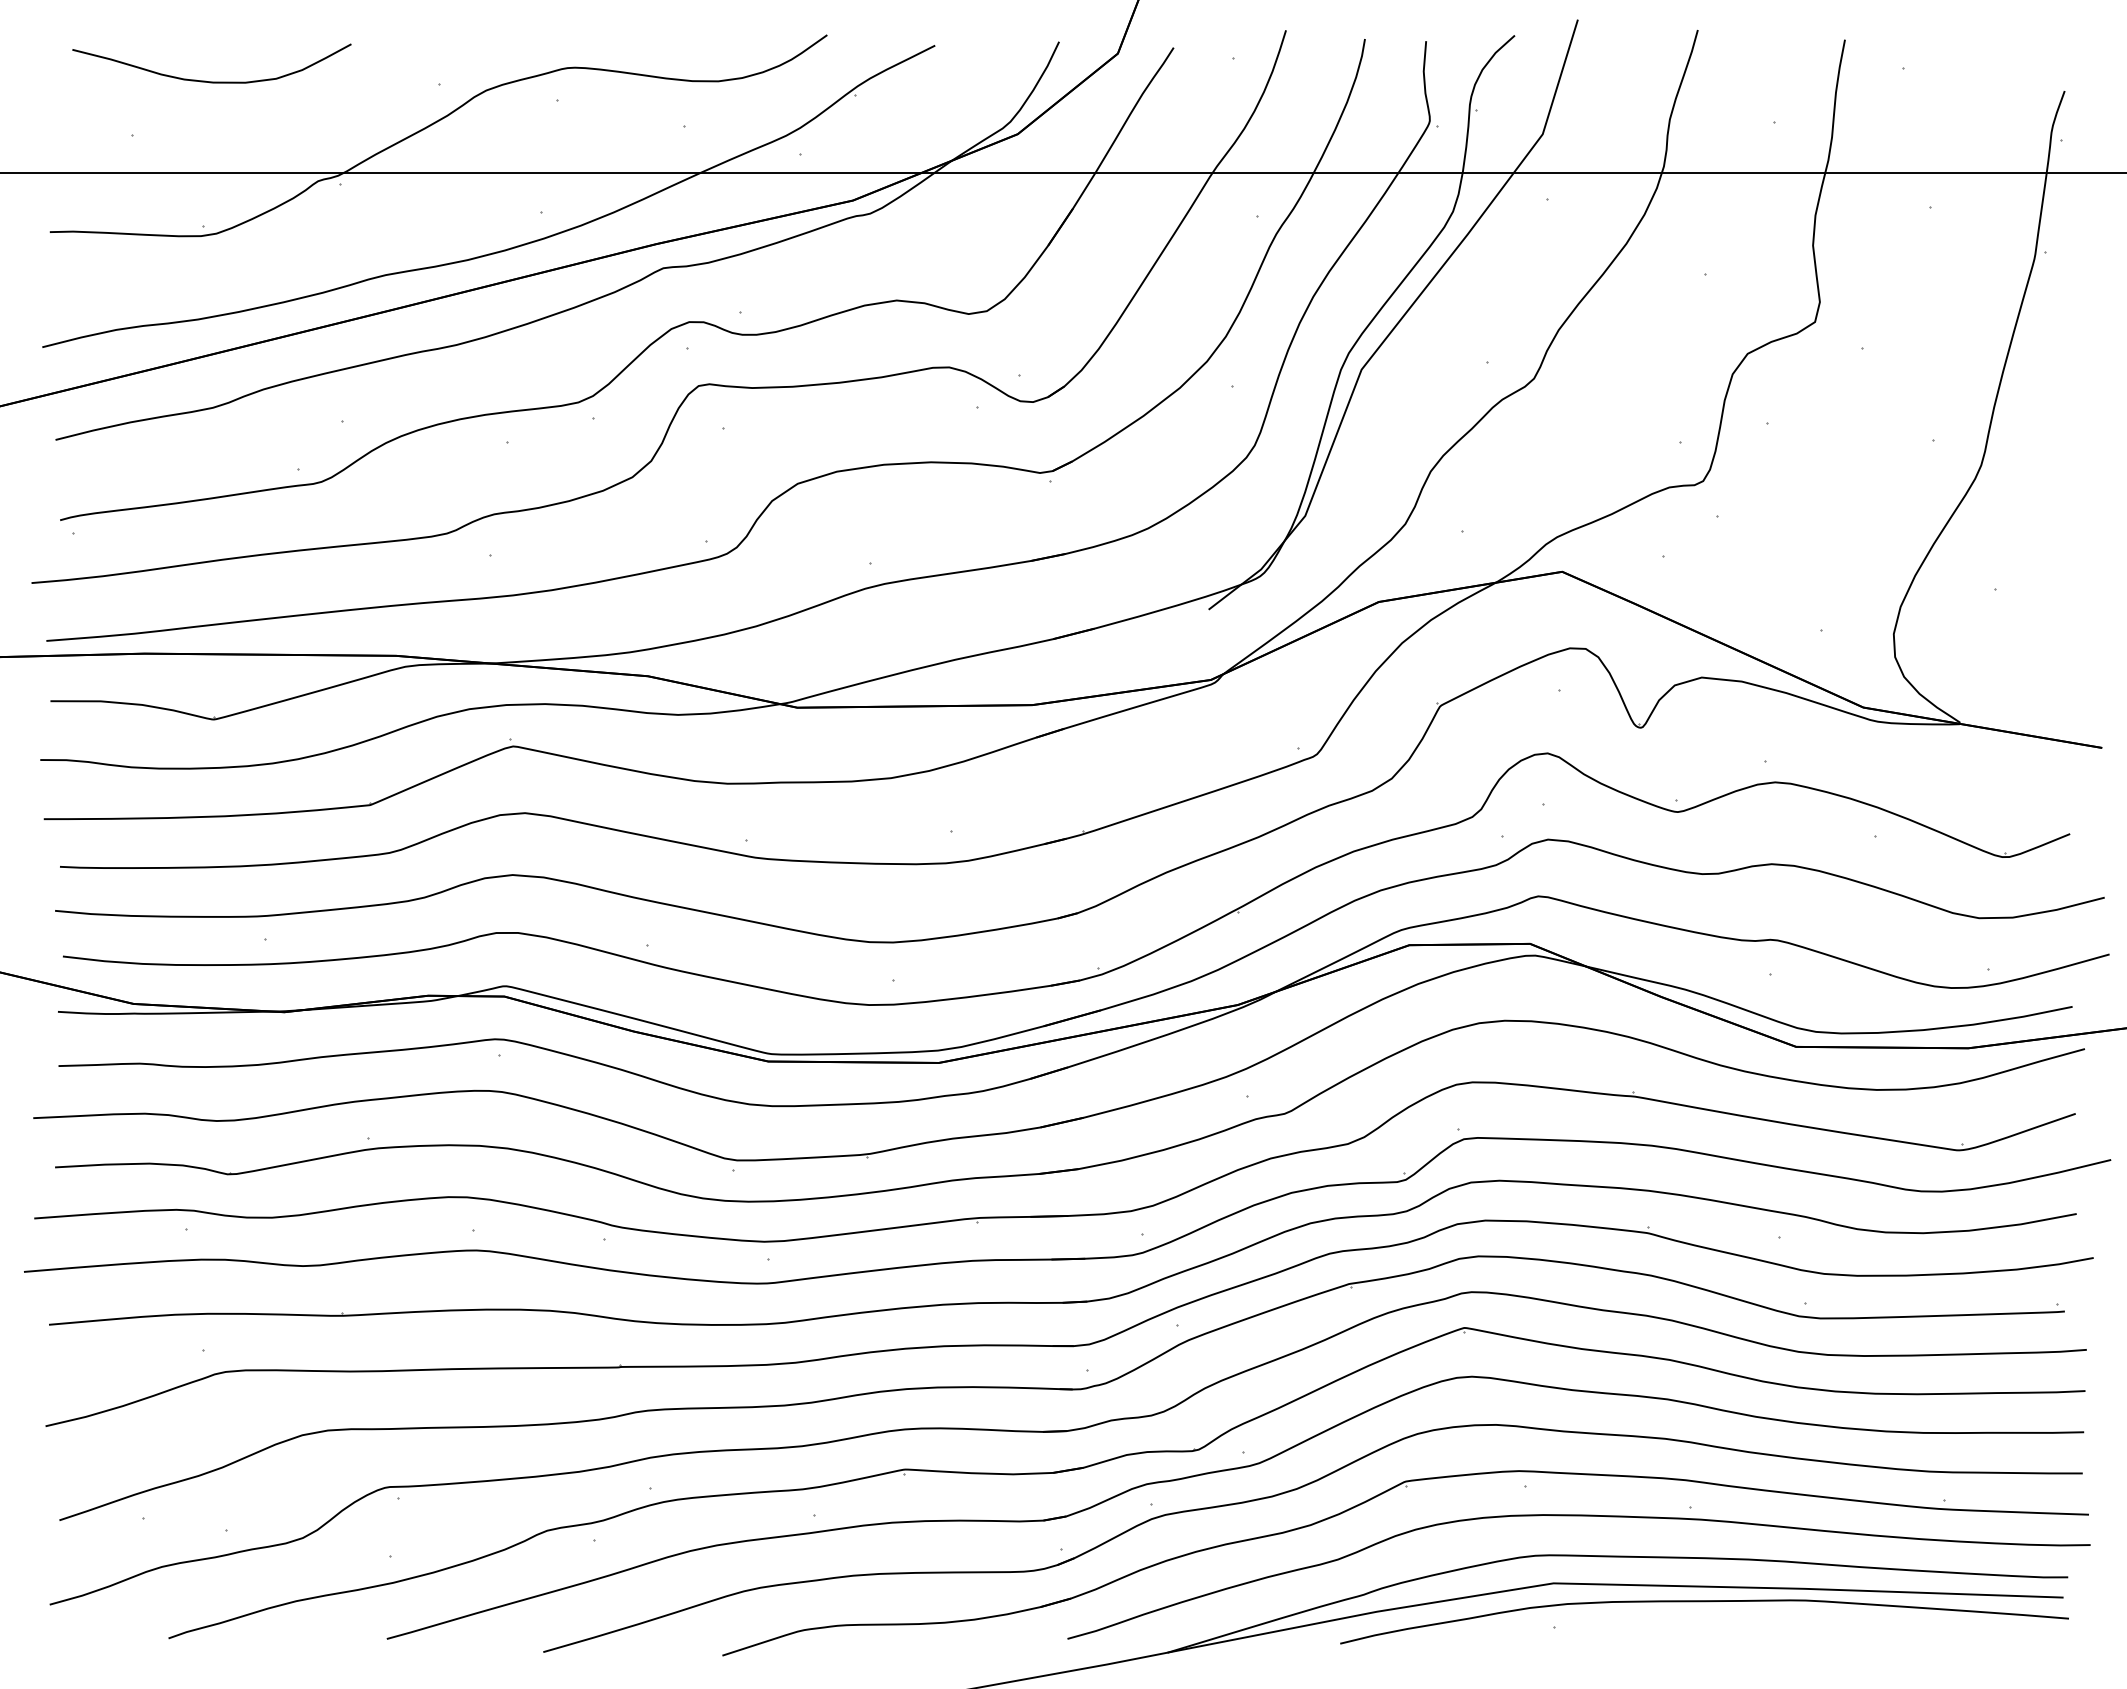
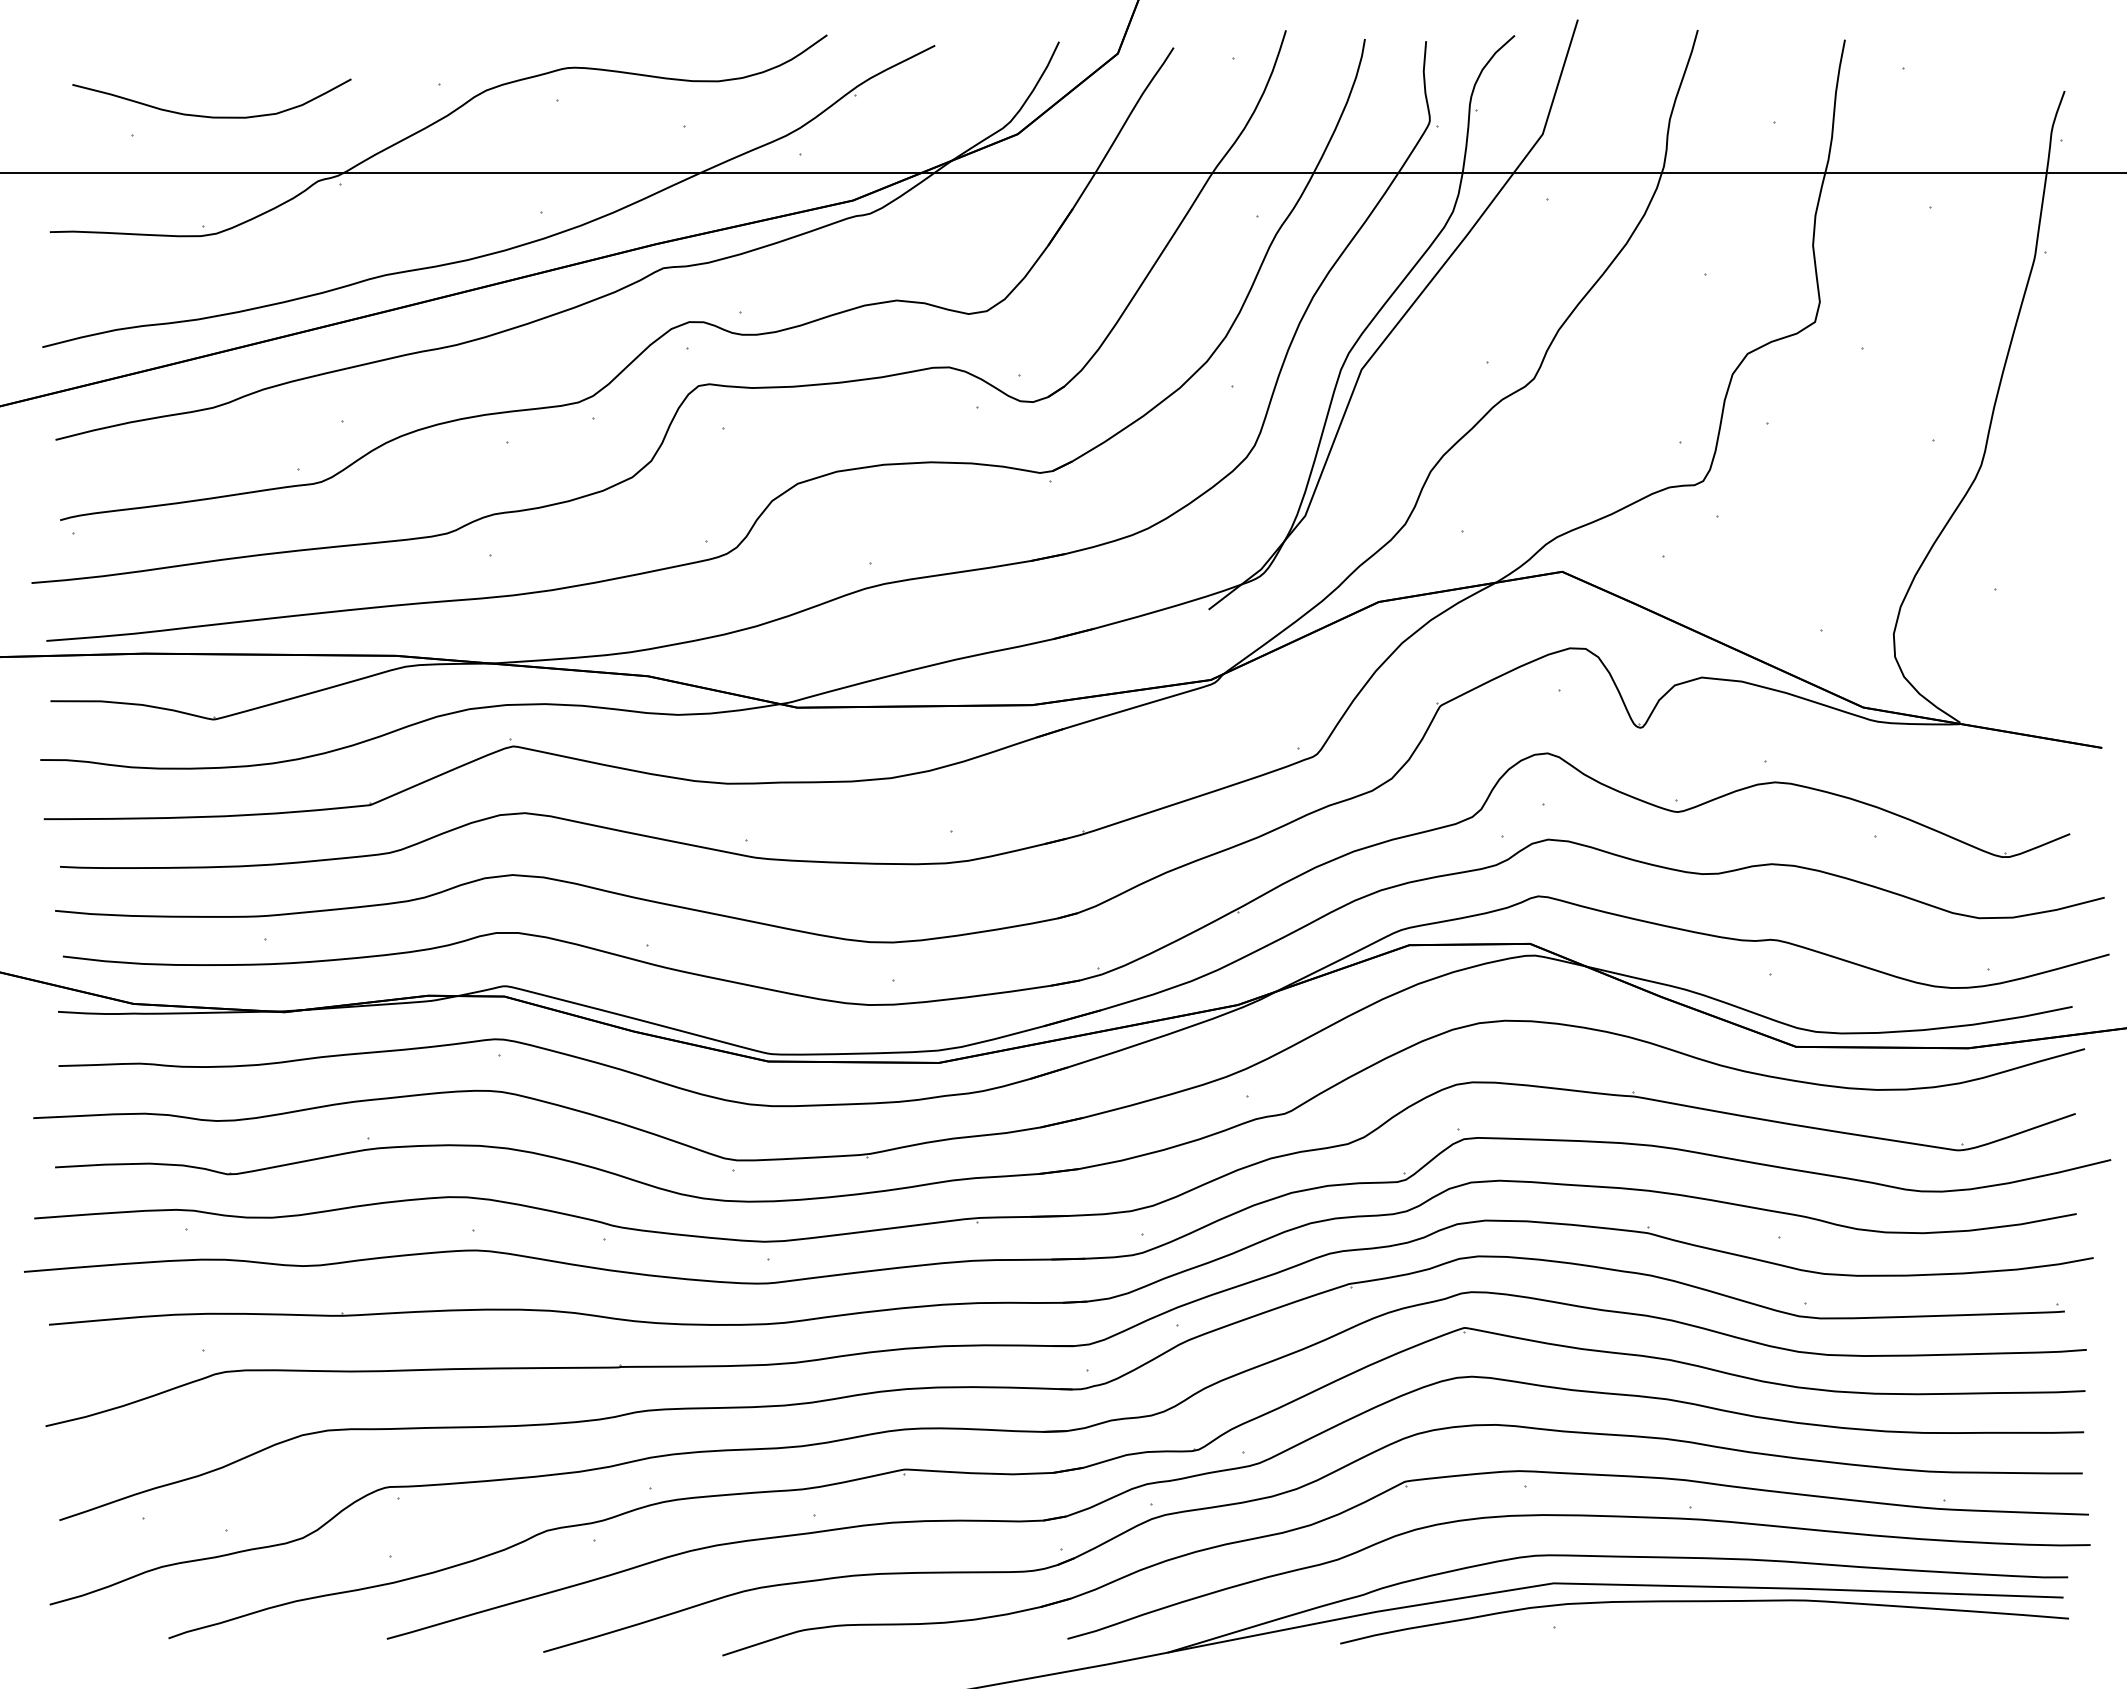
curve position: (211, 81) -> (211, 116) (211, 116)
